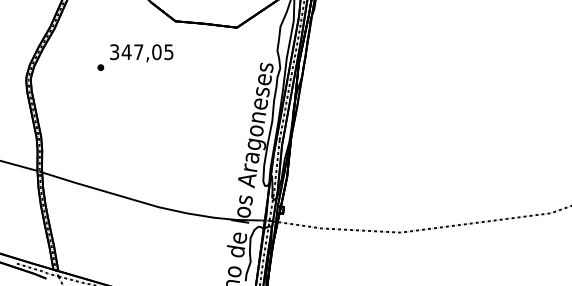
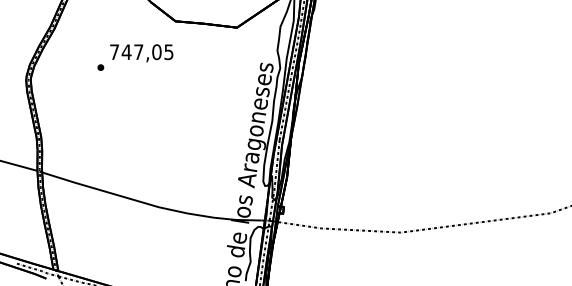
text: 347,05 -> 747,05 (114, 52)
